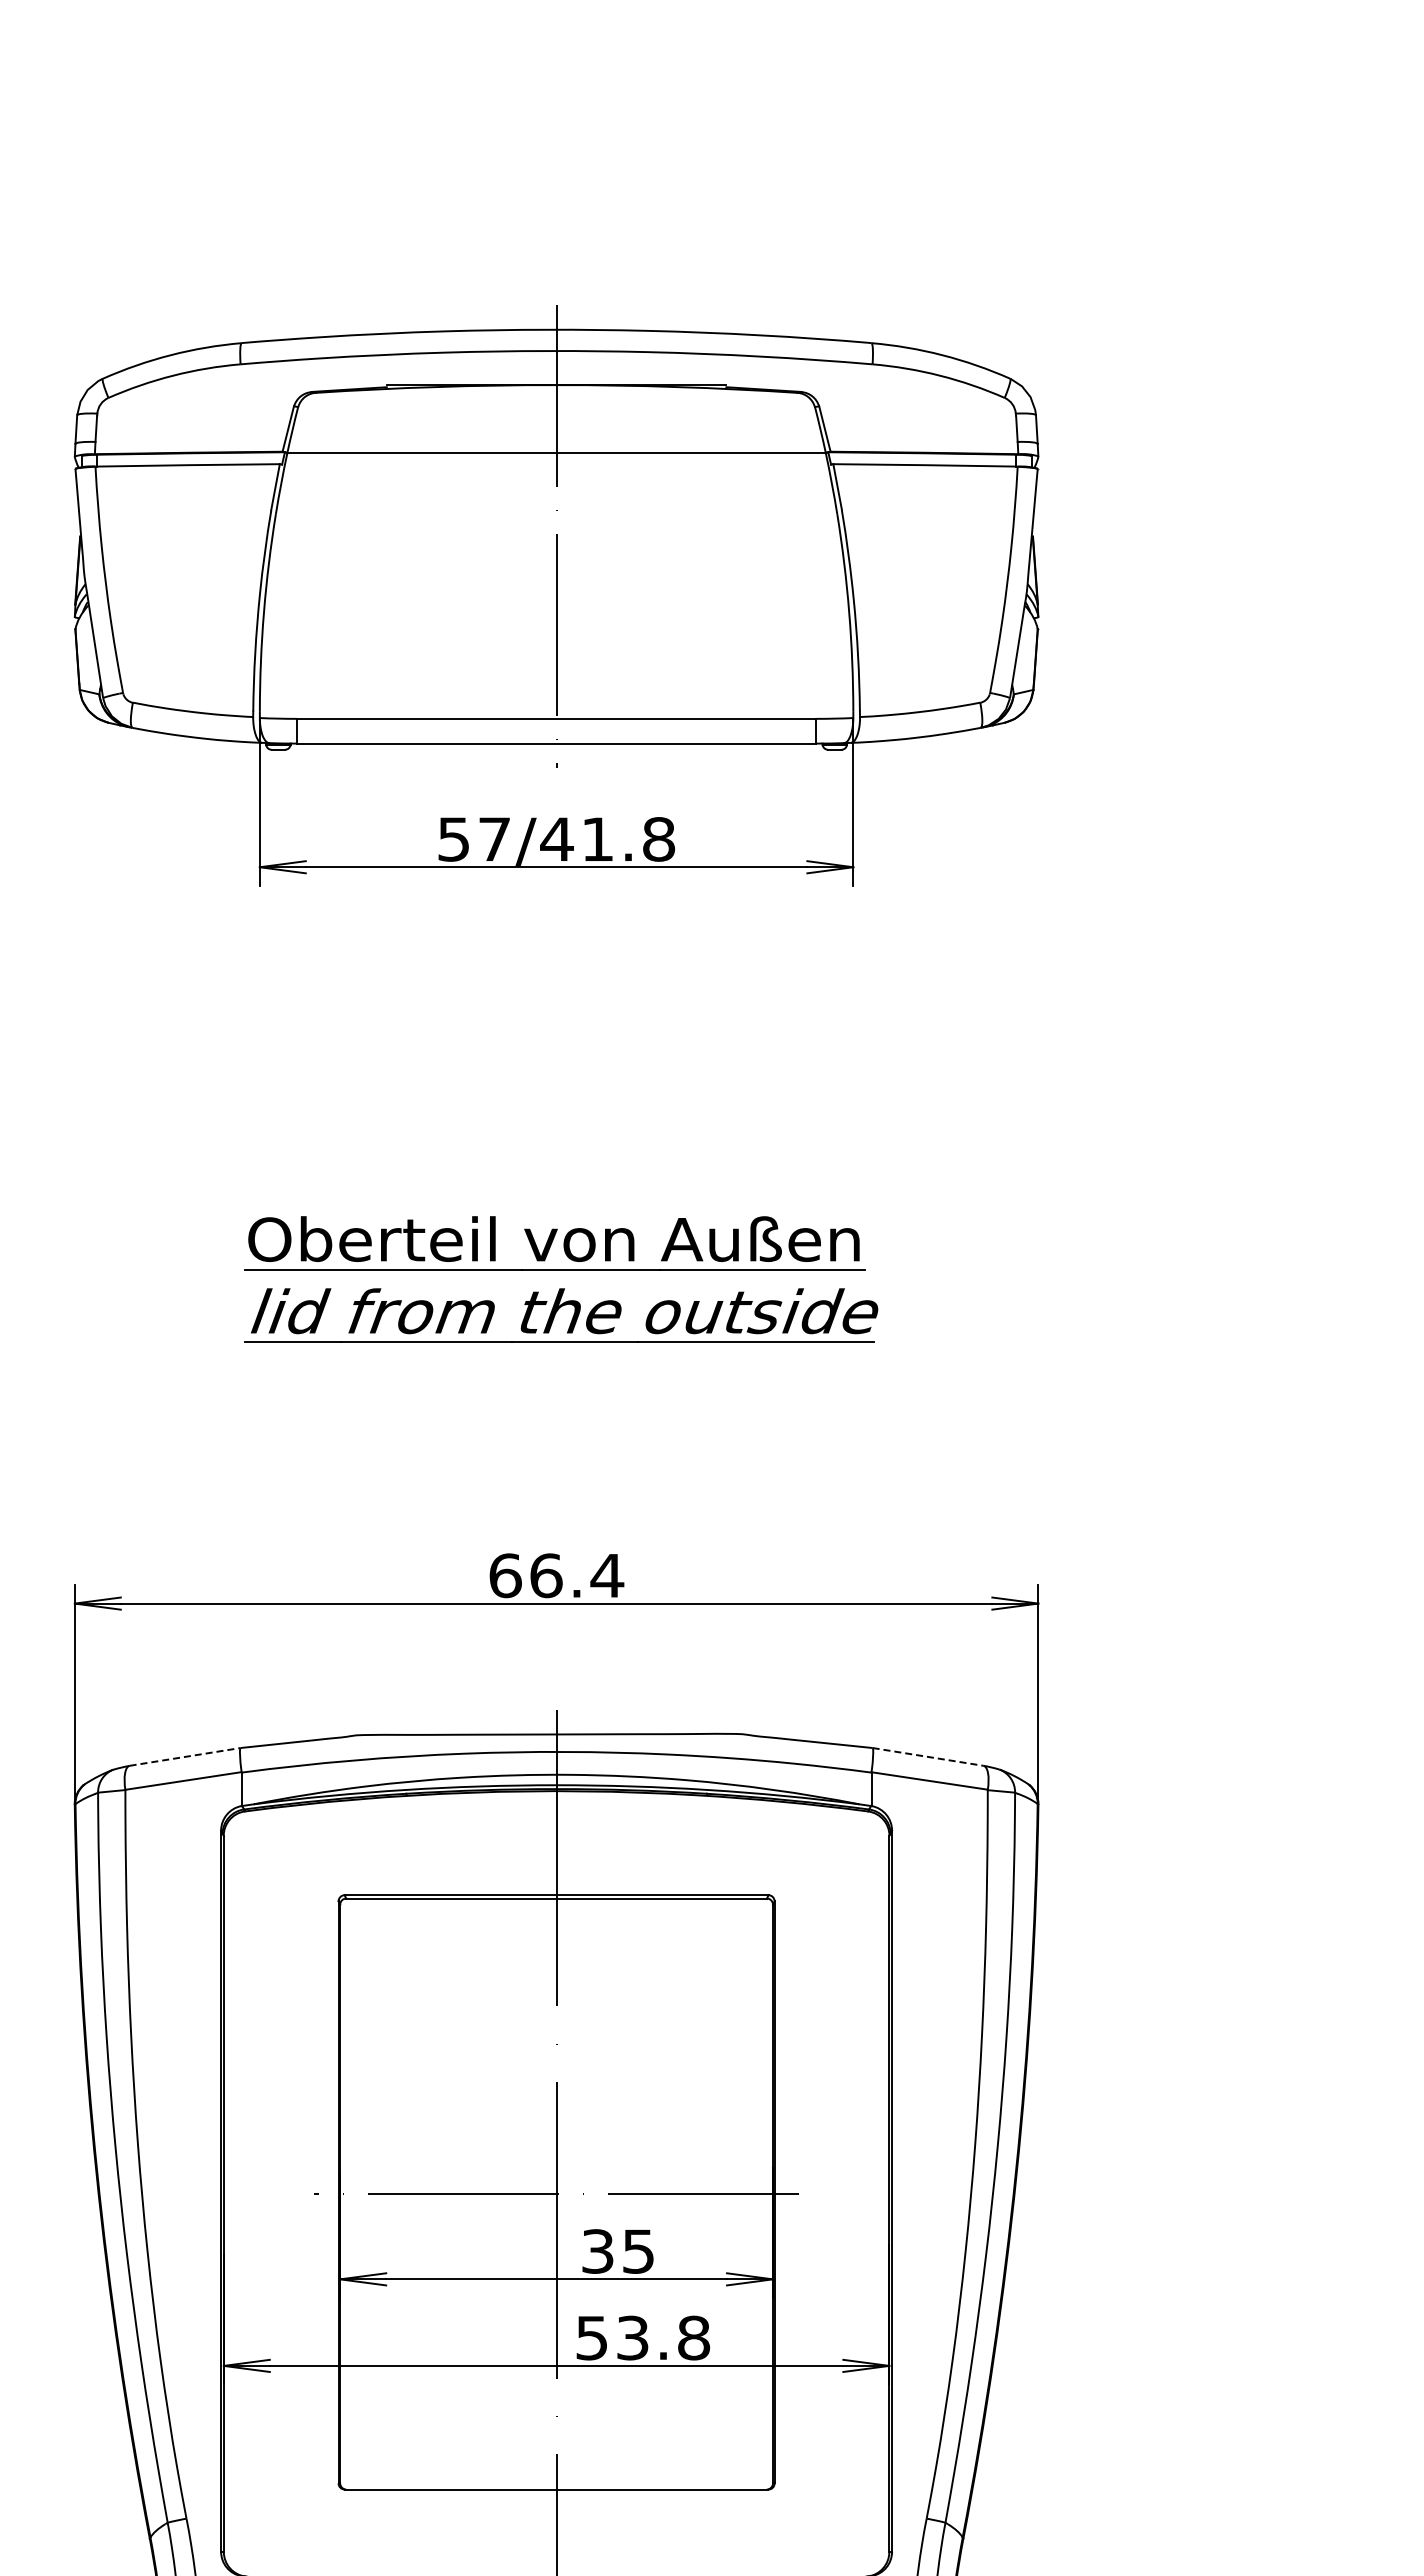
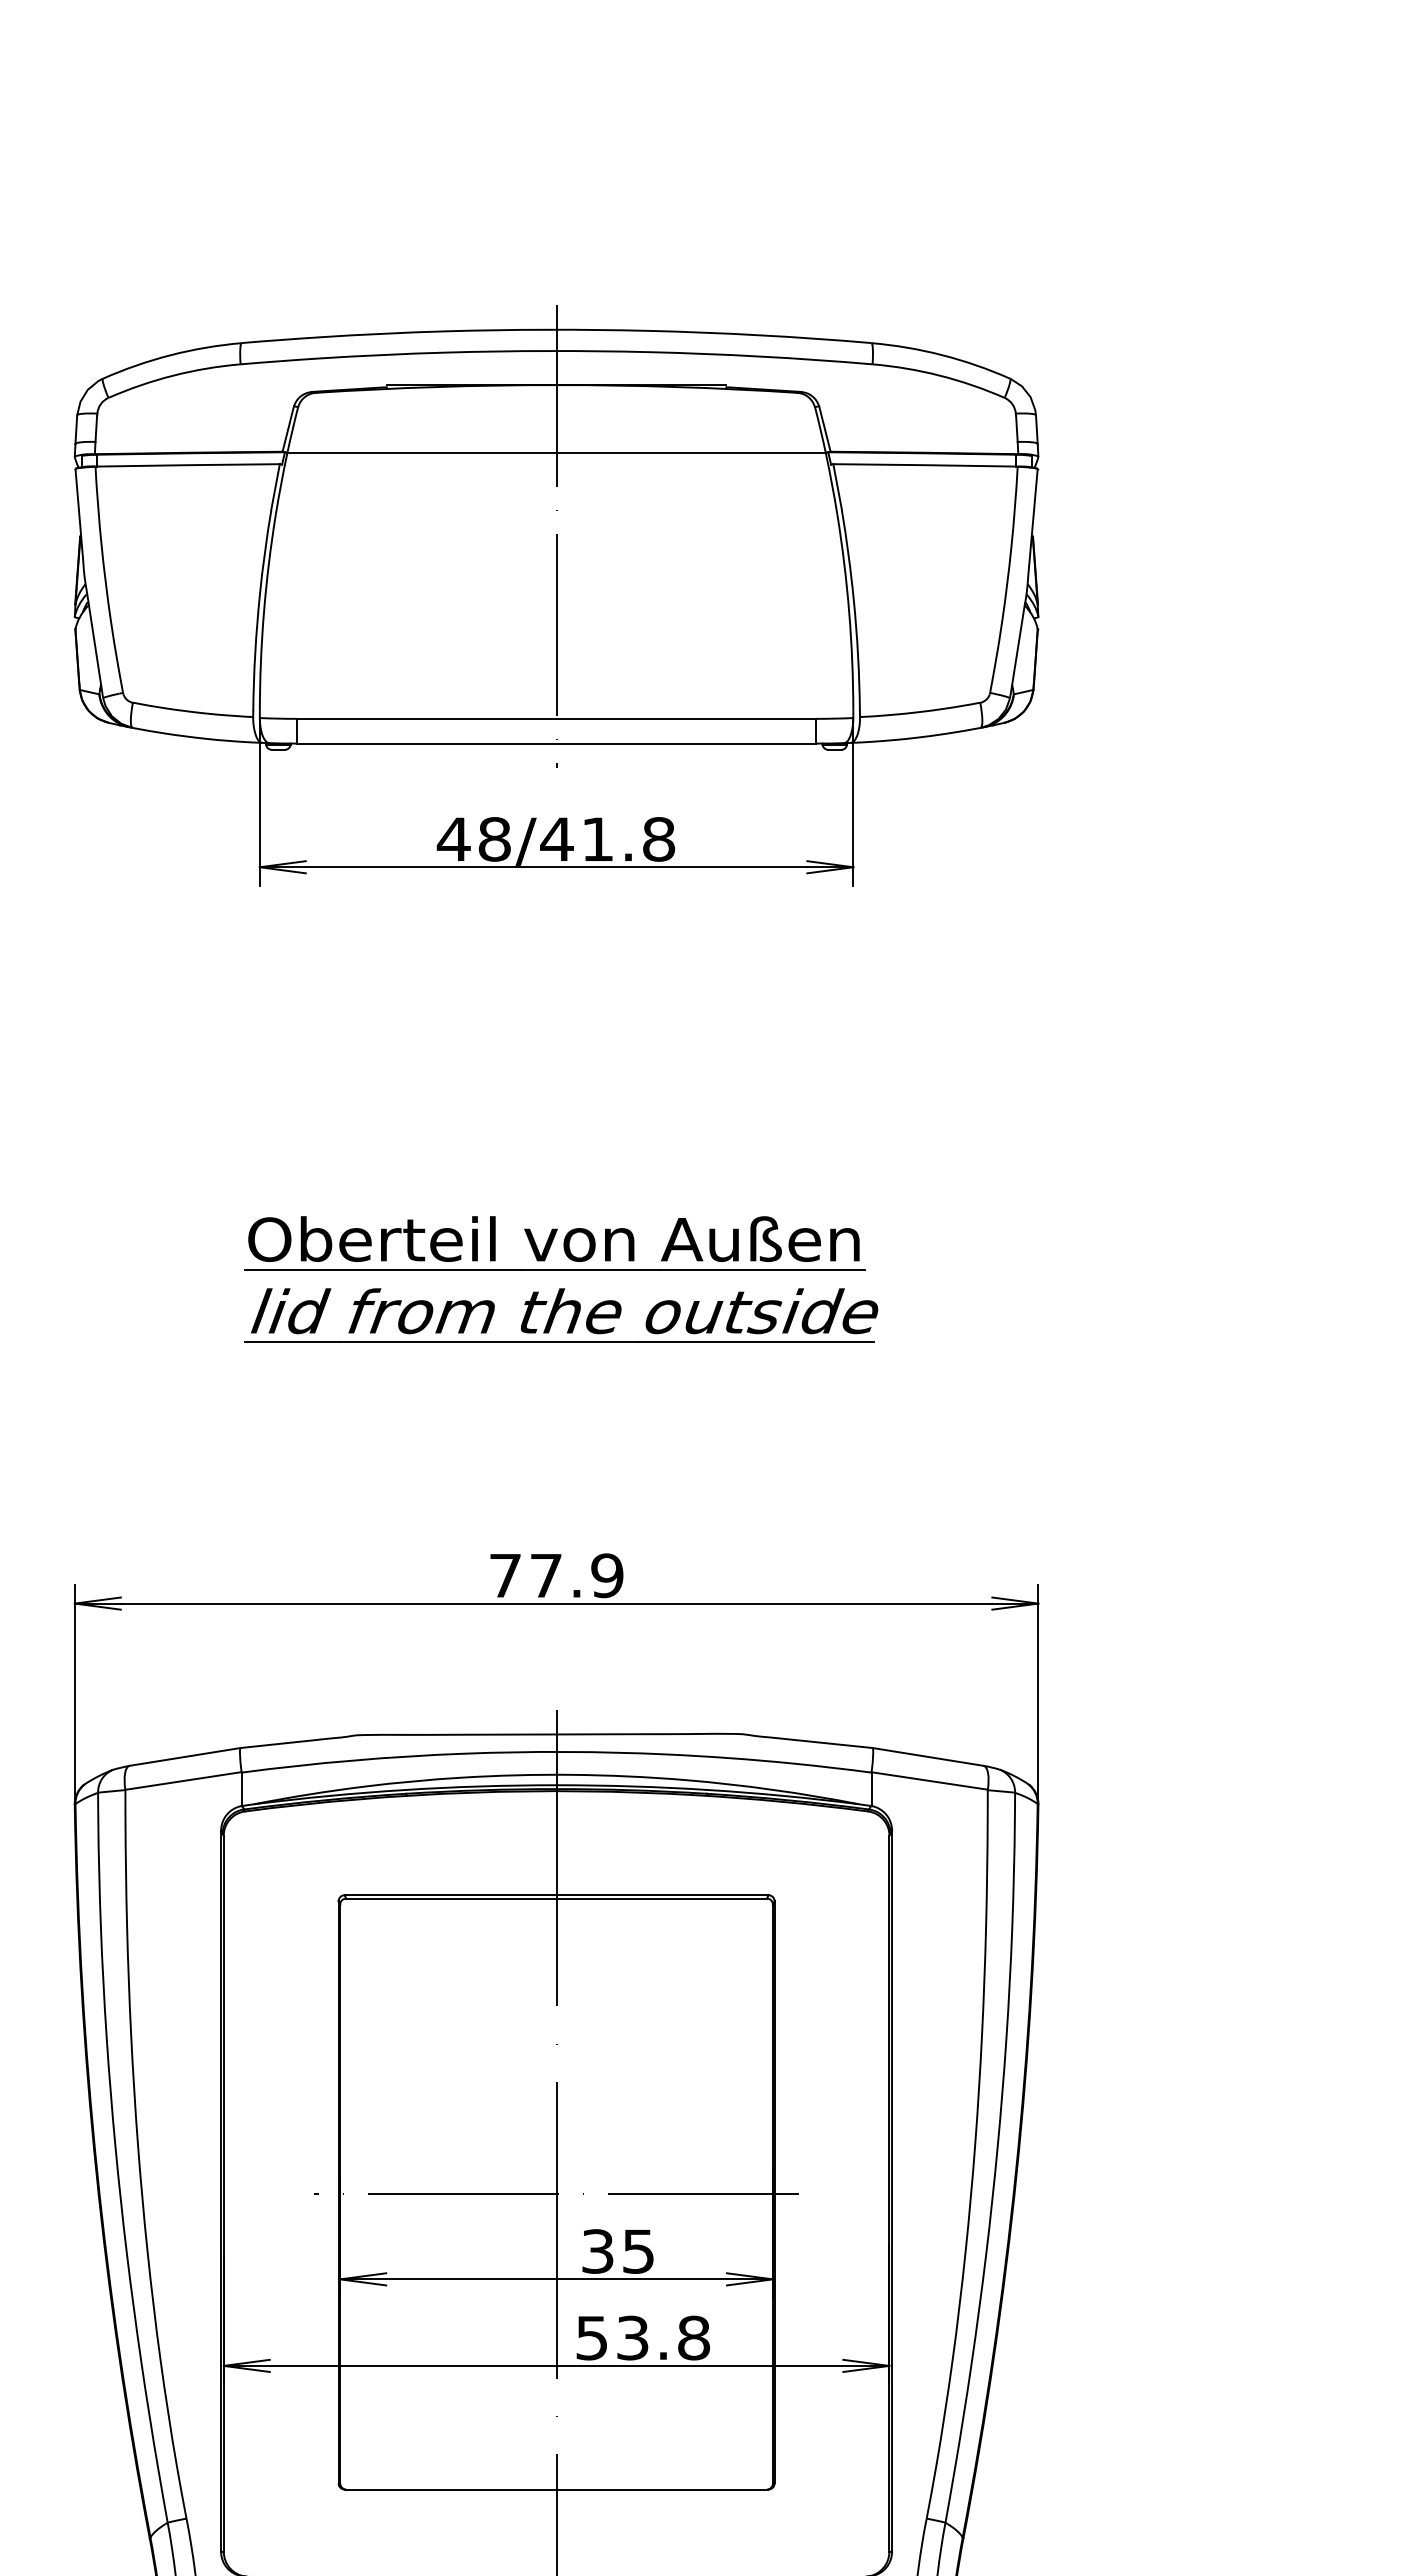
text: 57/41.8 -> 48/41.8 (473, 839)
text: 66.4 -> 77.9 (556, 1575)
line: dashed -> solid (185, 1756)
line: dashed -> solid (928, 1757)
